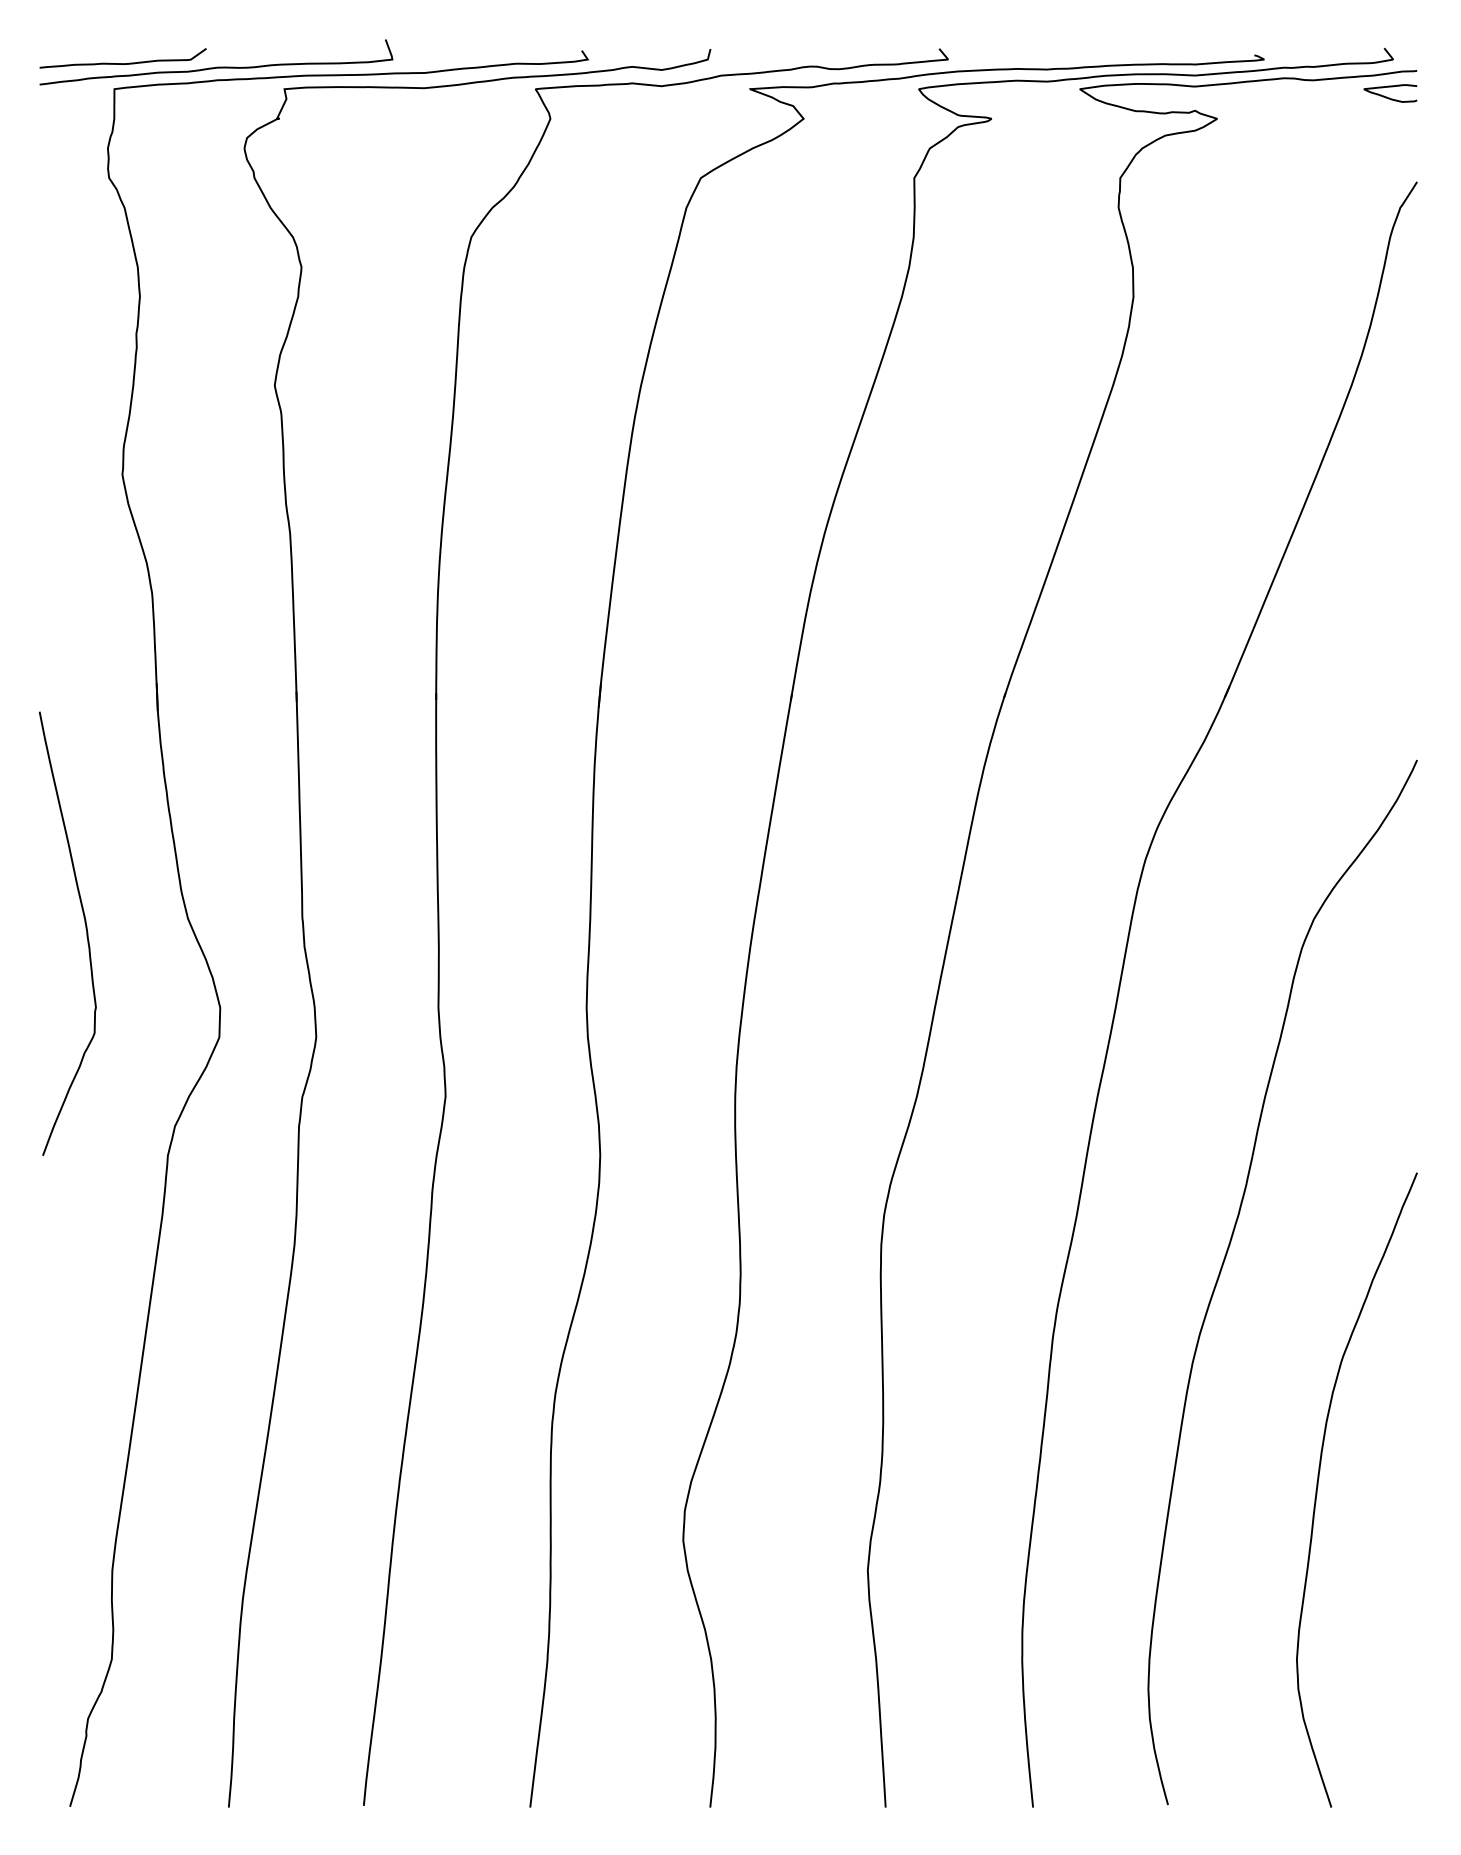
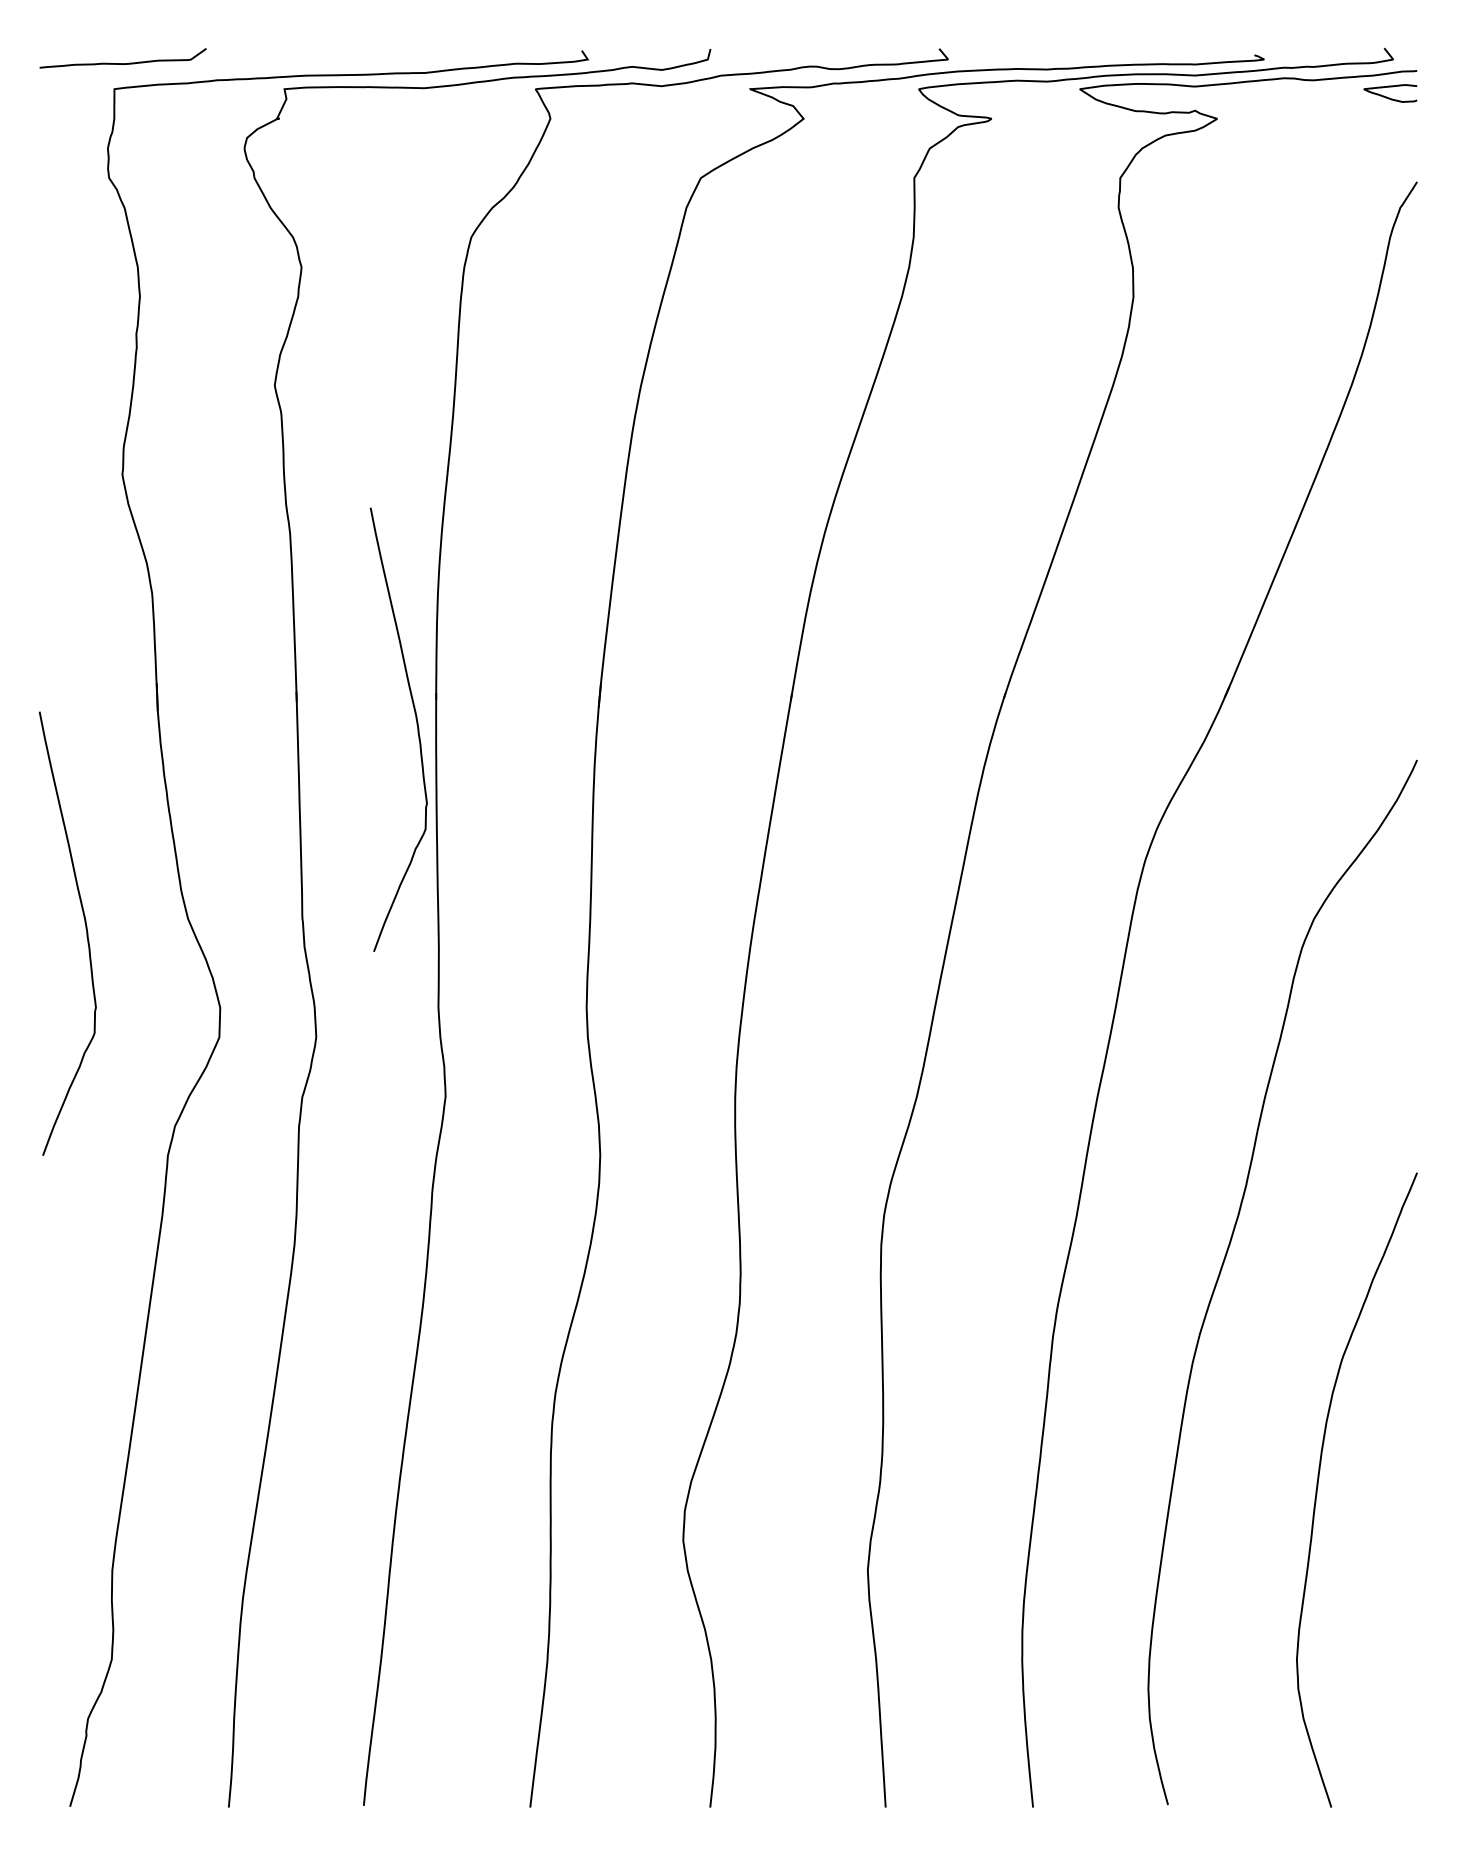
curve: present -> none (216, 66)
curve: none -> present (416, 724)
